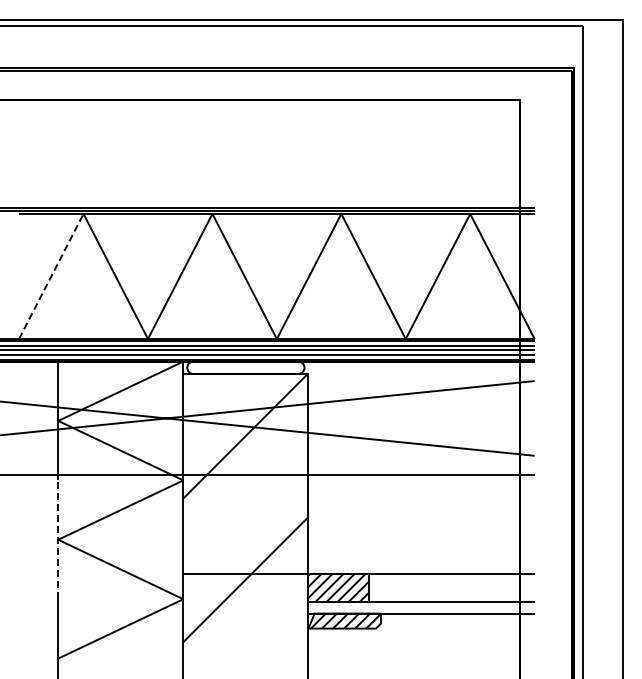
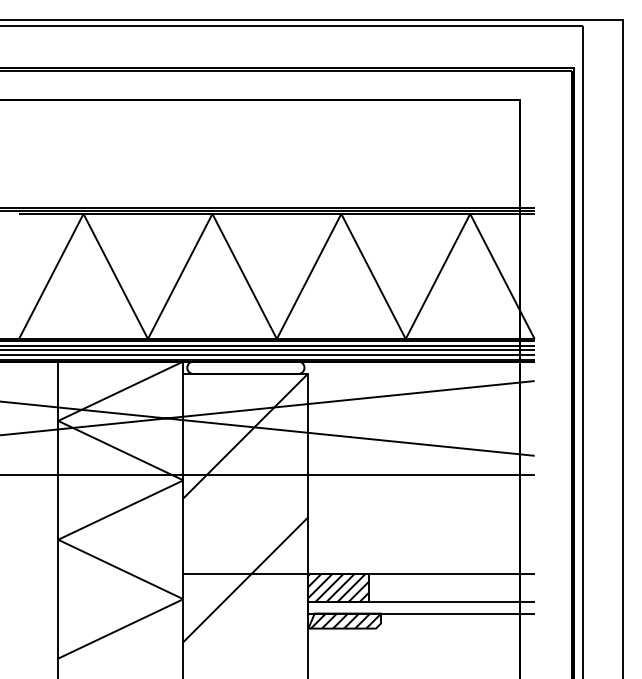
line: dashed -> solid (51, 276)
line: dashed -> solid (58, 539)
